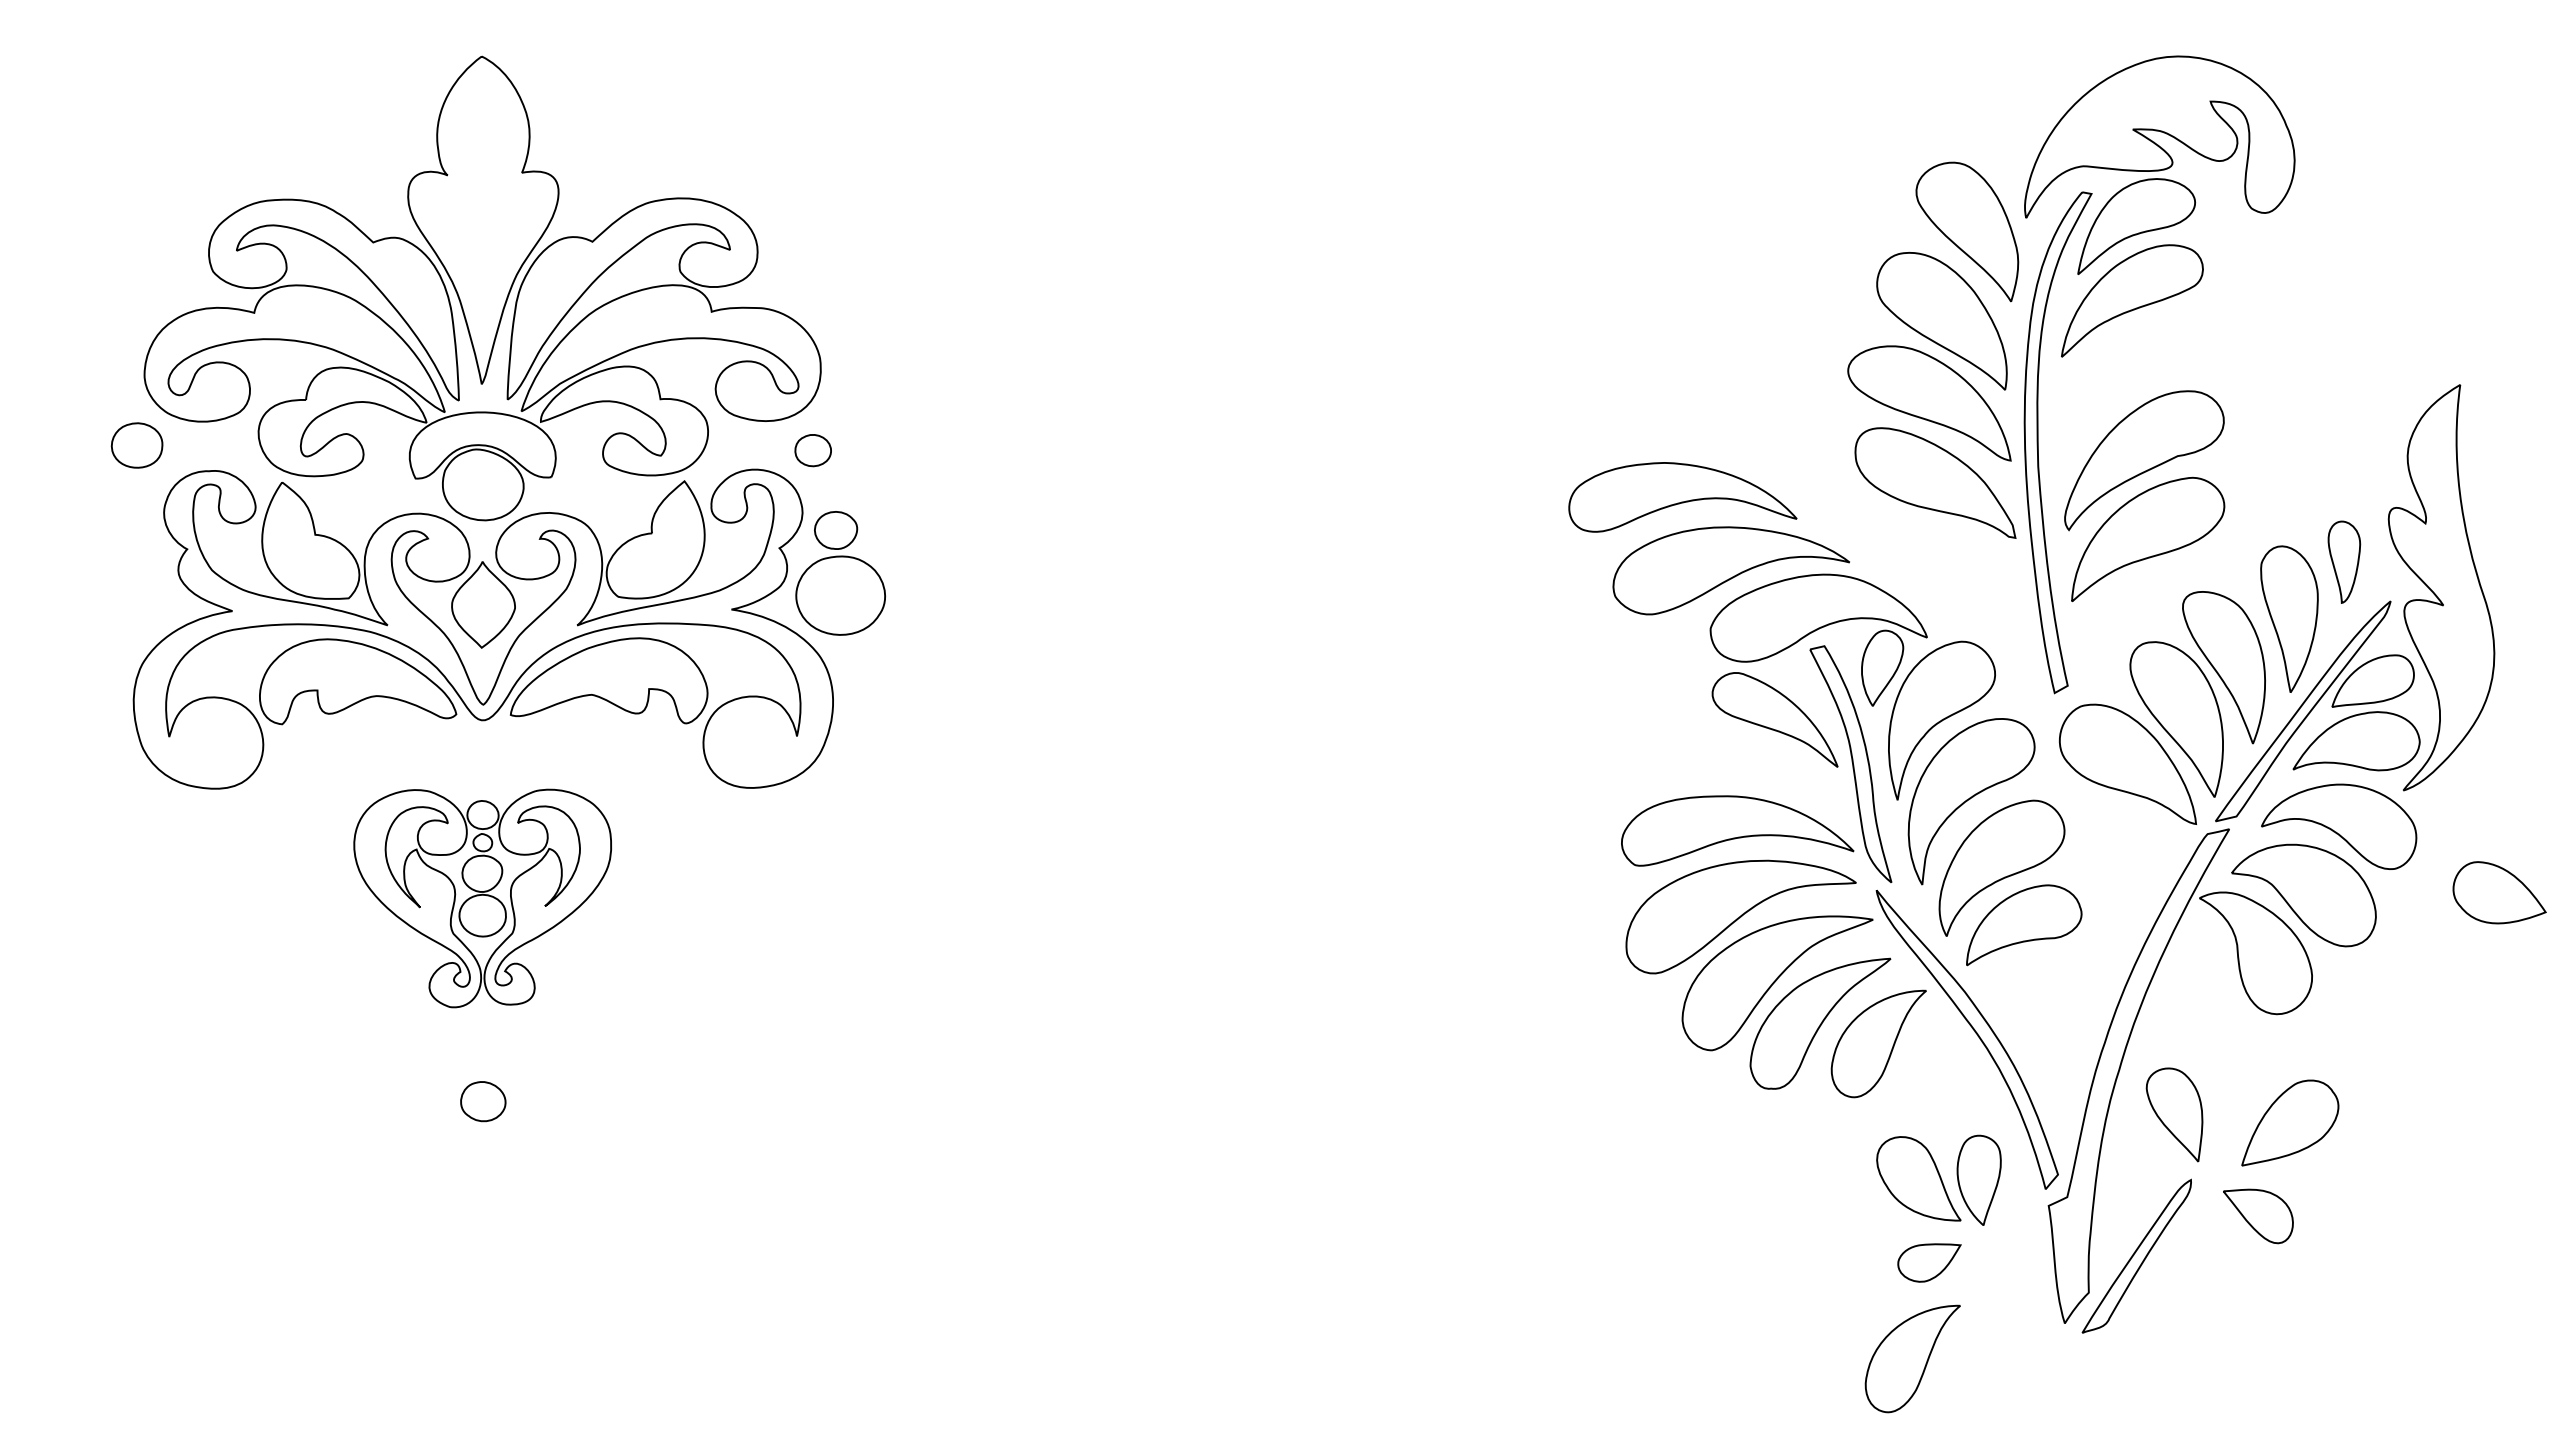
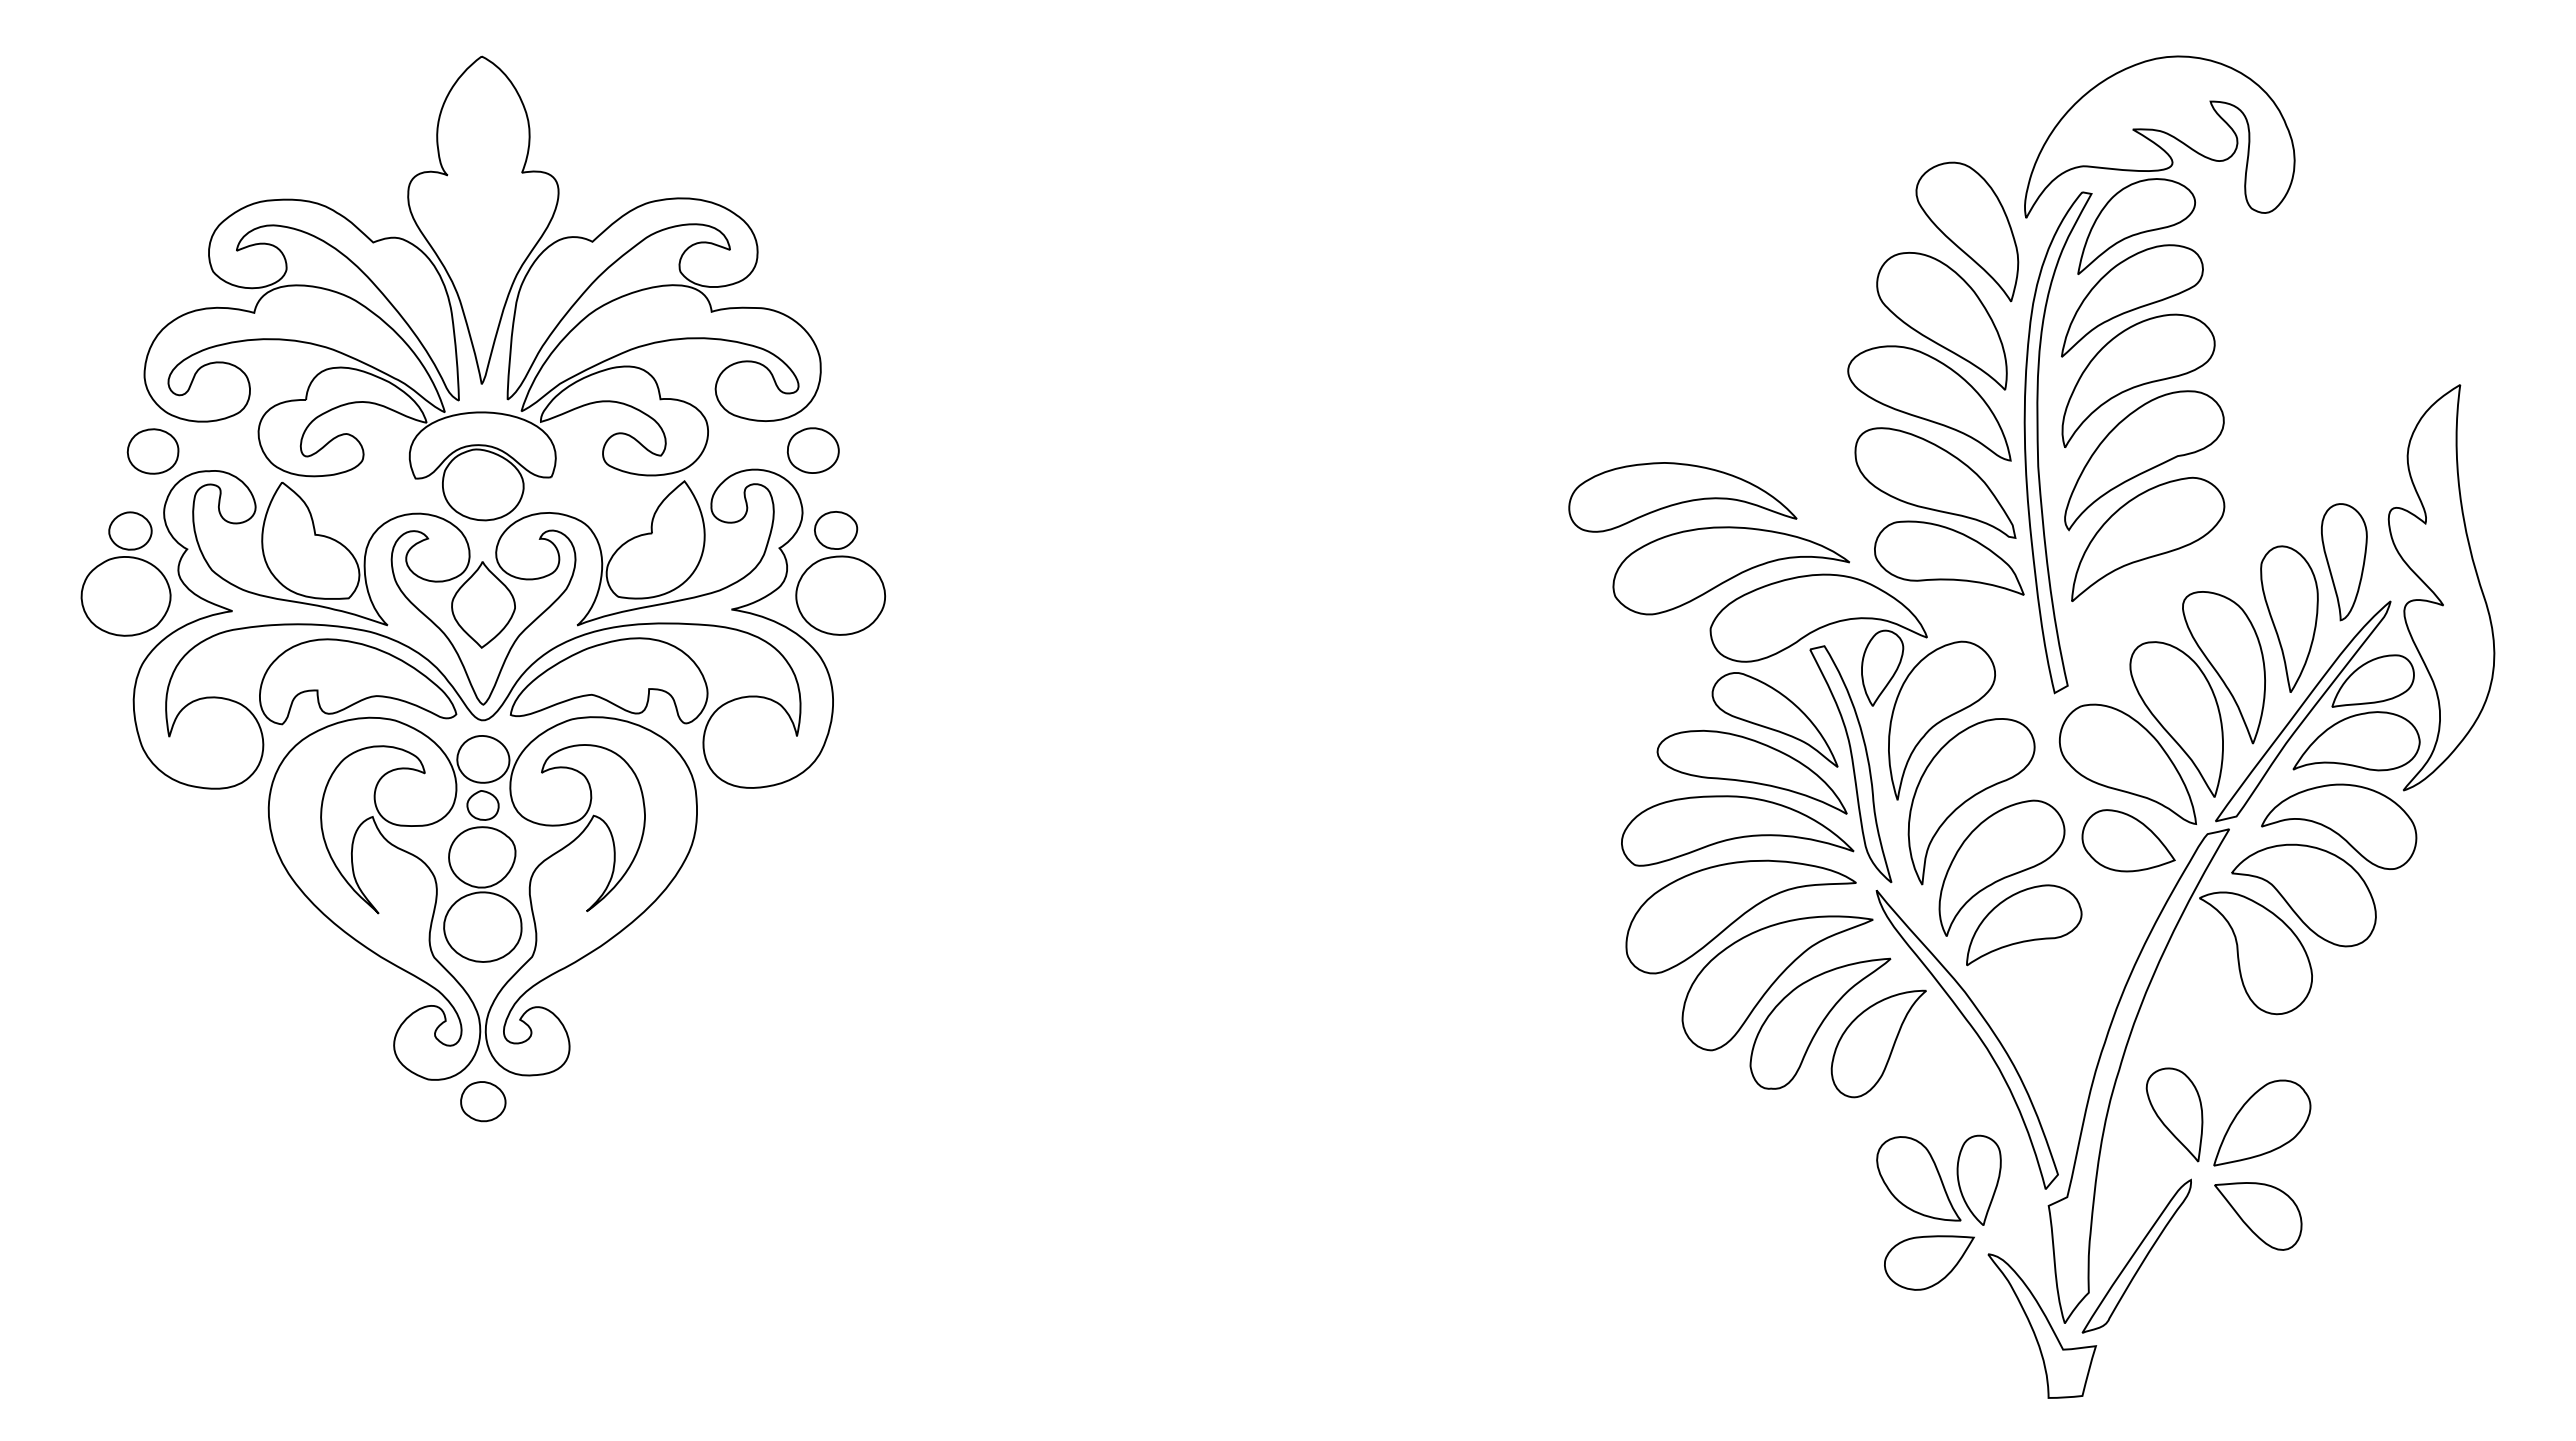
part: none -> present (2138, 380)
part position: (136, 445) -> (152, 451) (152, 451)
part size: 38x34 px -> 54x47 px (812, 450)
part: none -> present (1949, 557)
part size: 35x84 px -> 47x119 px (2344, 562)
part: none -> present (125, 573)
part: none -> present (1751, 771)
part position: (2499, 892) -> (2128, 840) (2128, 840)
part size: 259x221 px -> 431x365 px (482, 898)
part position: (2290, 1122) -> (2262, 1122) (2262, 1122)
part size: 71x57 px -> 89x69 px (2258, 1216)
part size: 65x40 px -> 91x56 px (1929, 1262)
part: none -> present (2042, 1325)
part: present -> none (1912, 1358)
